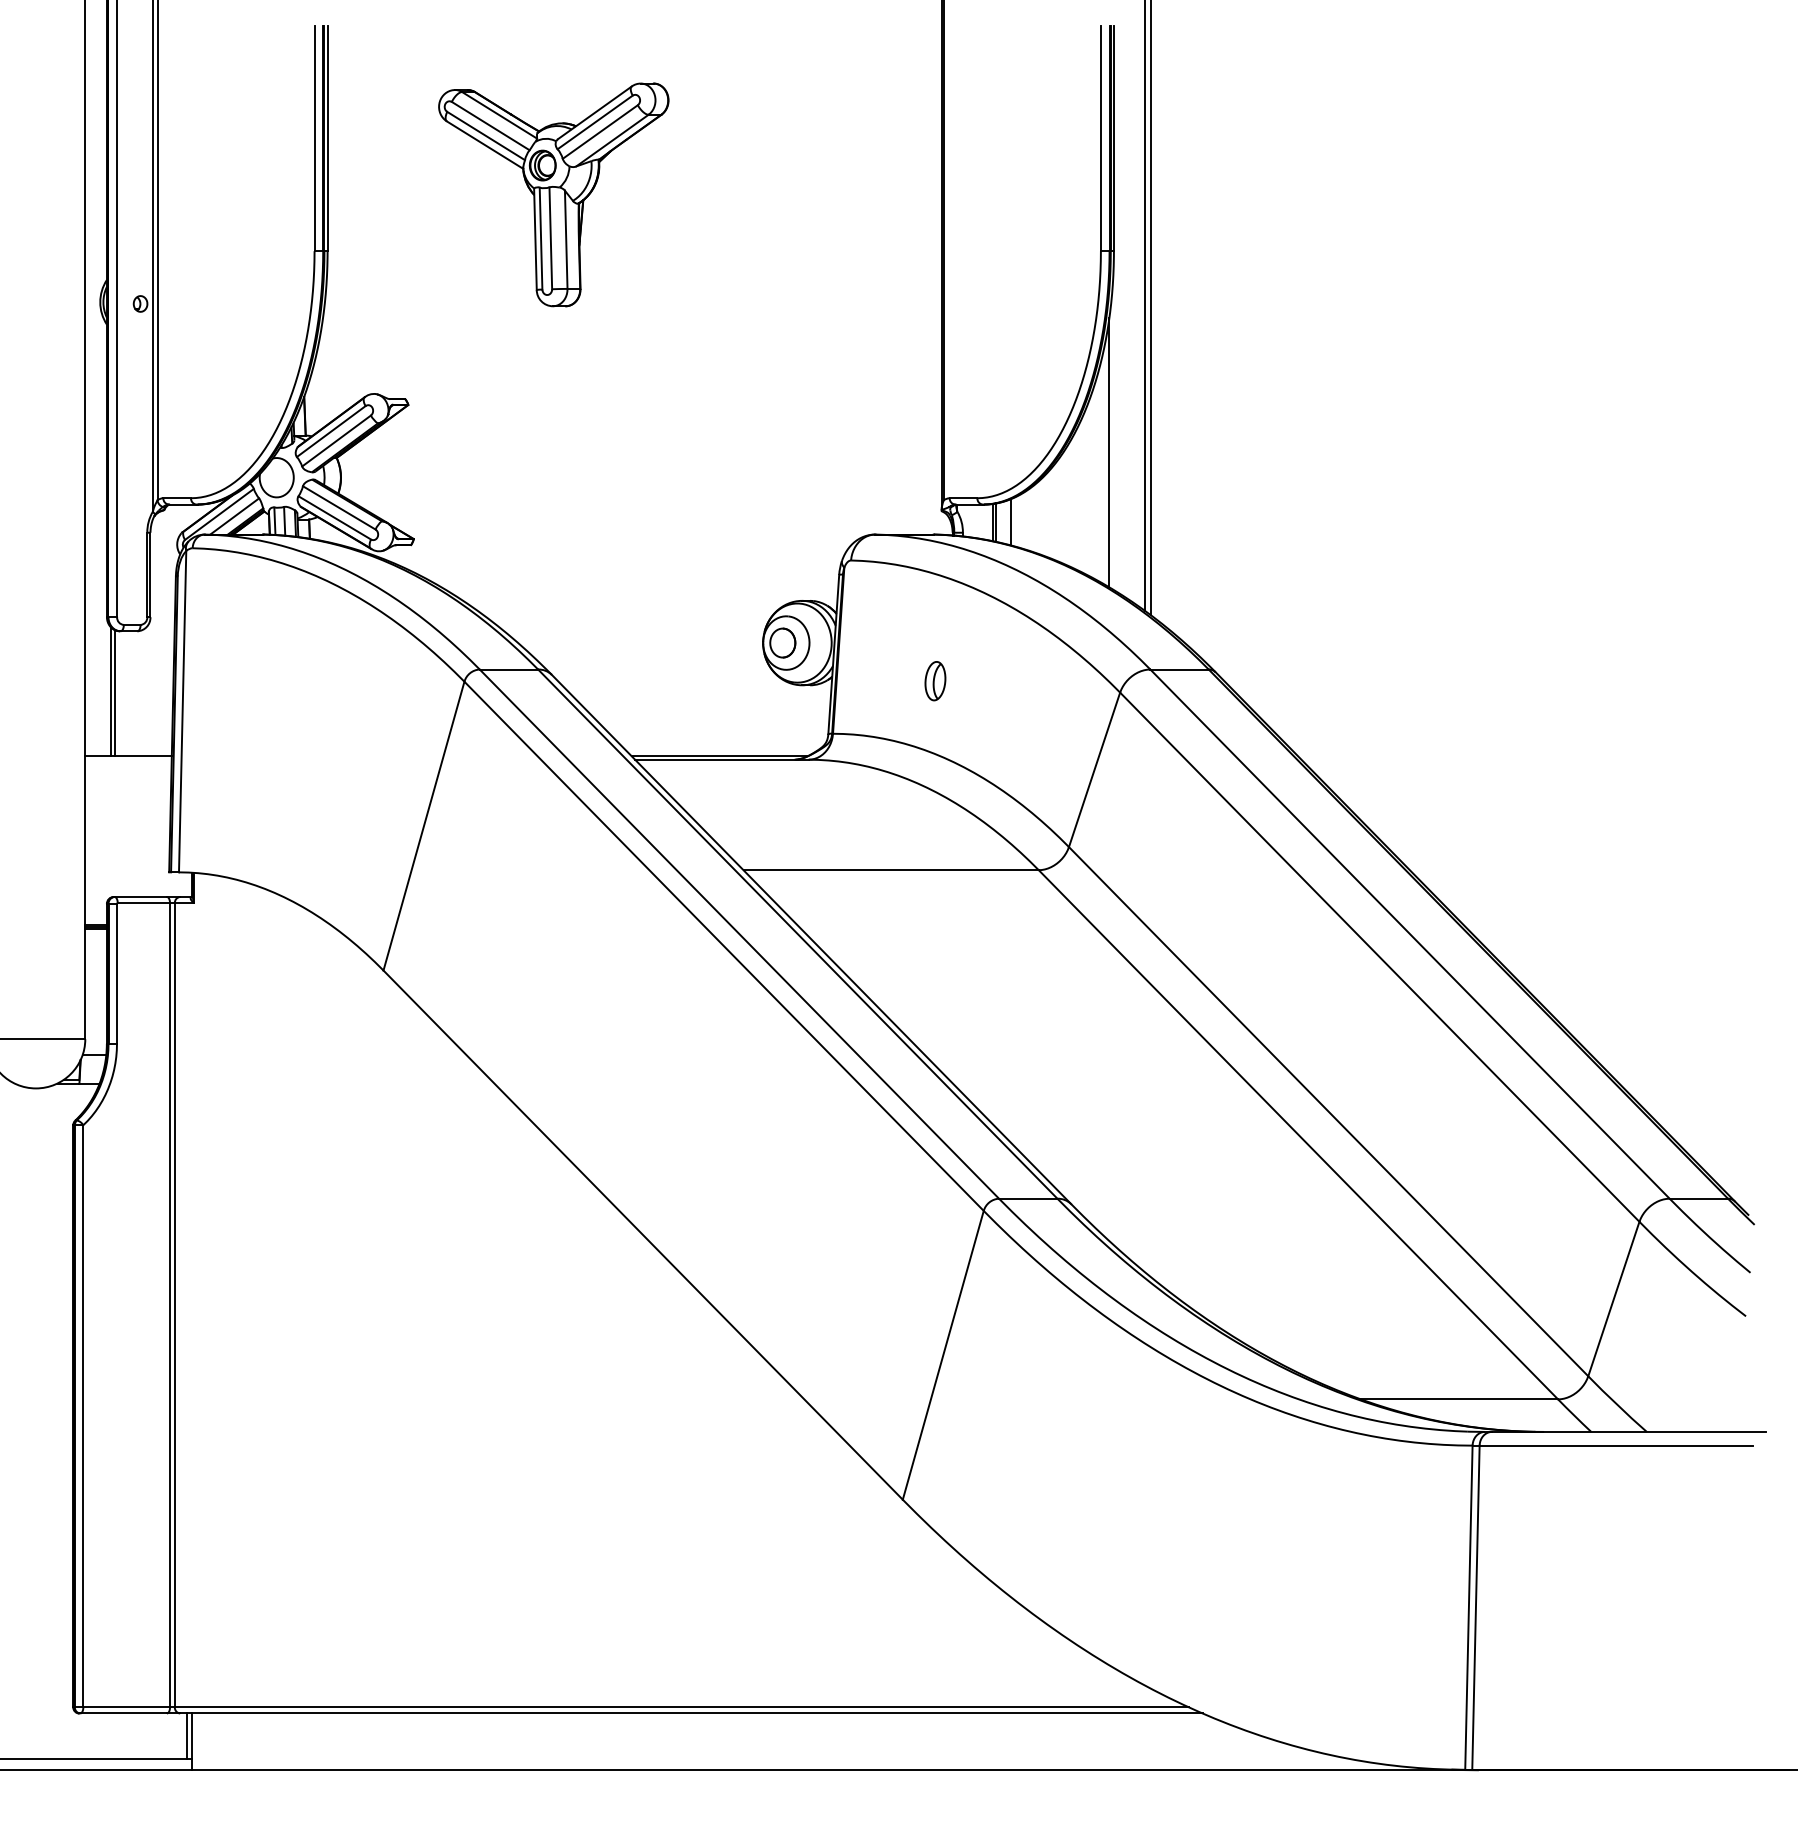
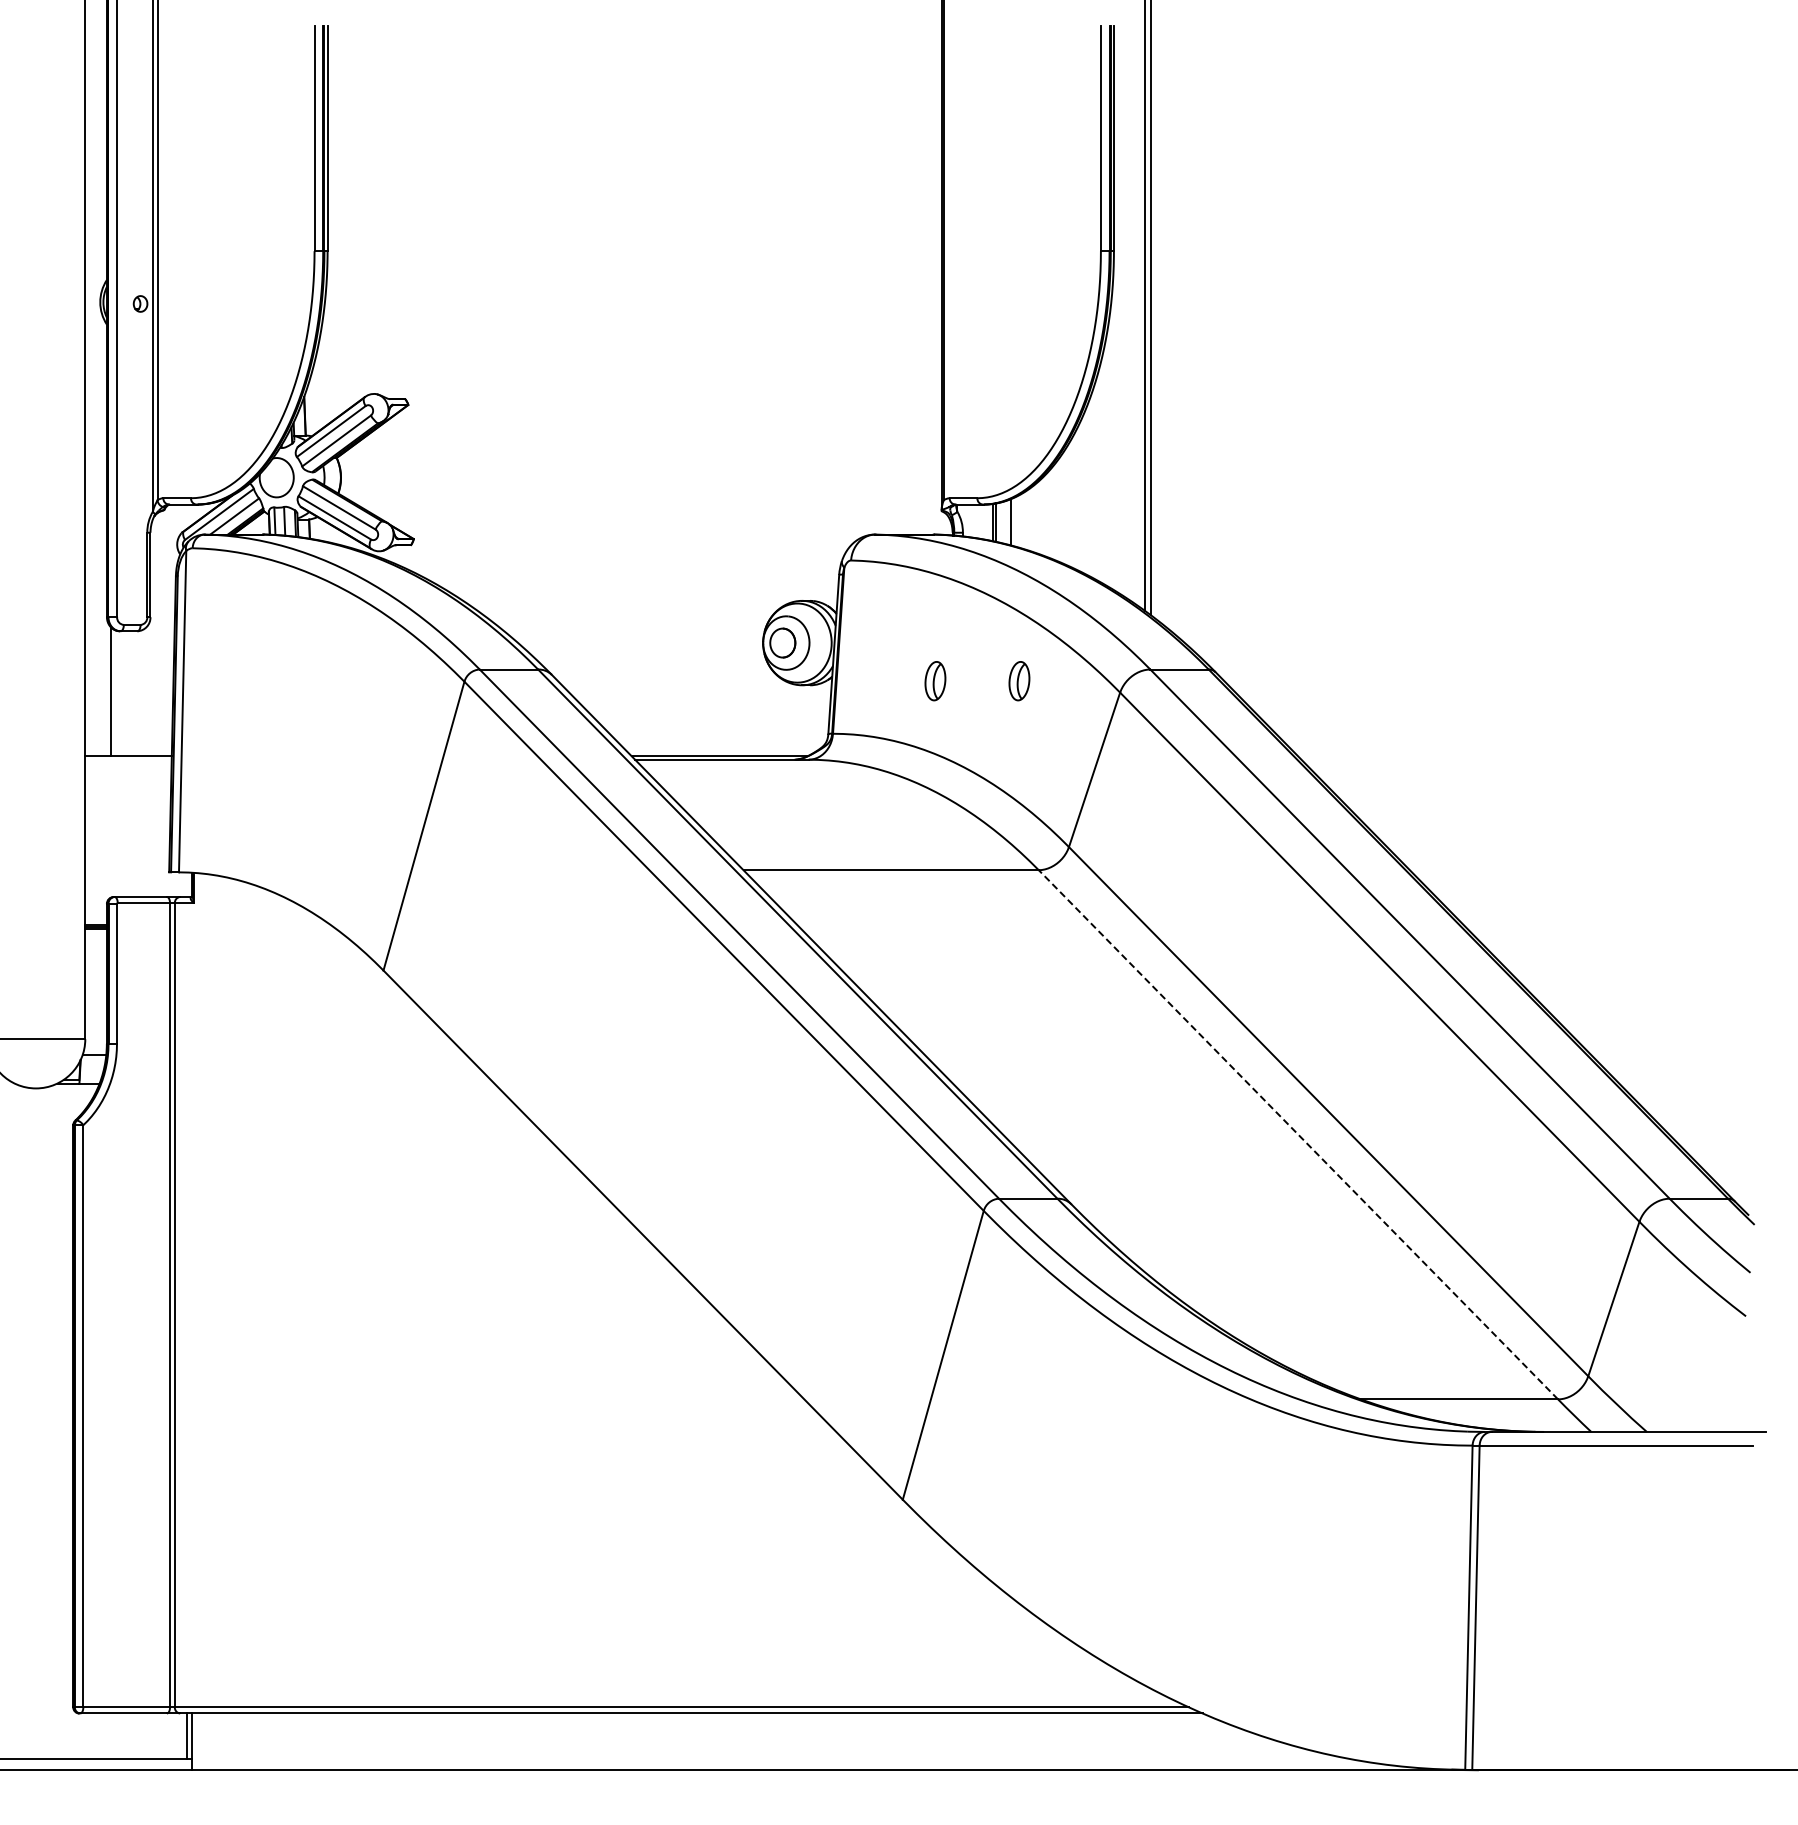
part: present -> none (553, 194)
line: present -> none (1109, 452)
part: none -> present (1019, 681)
line: present -> none (114, 692)
line: solid -> dashed (1298, 1134)
